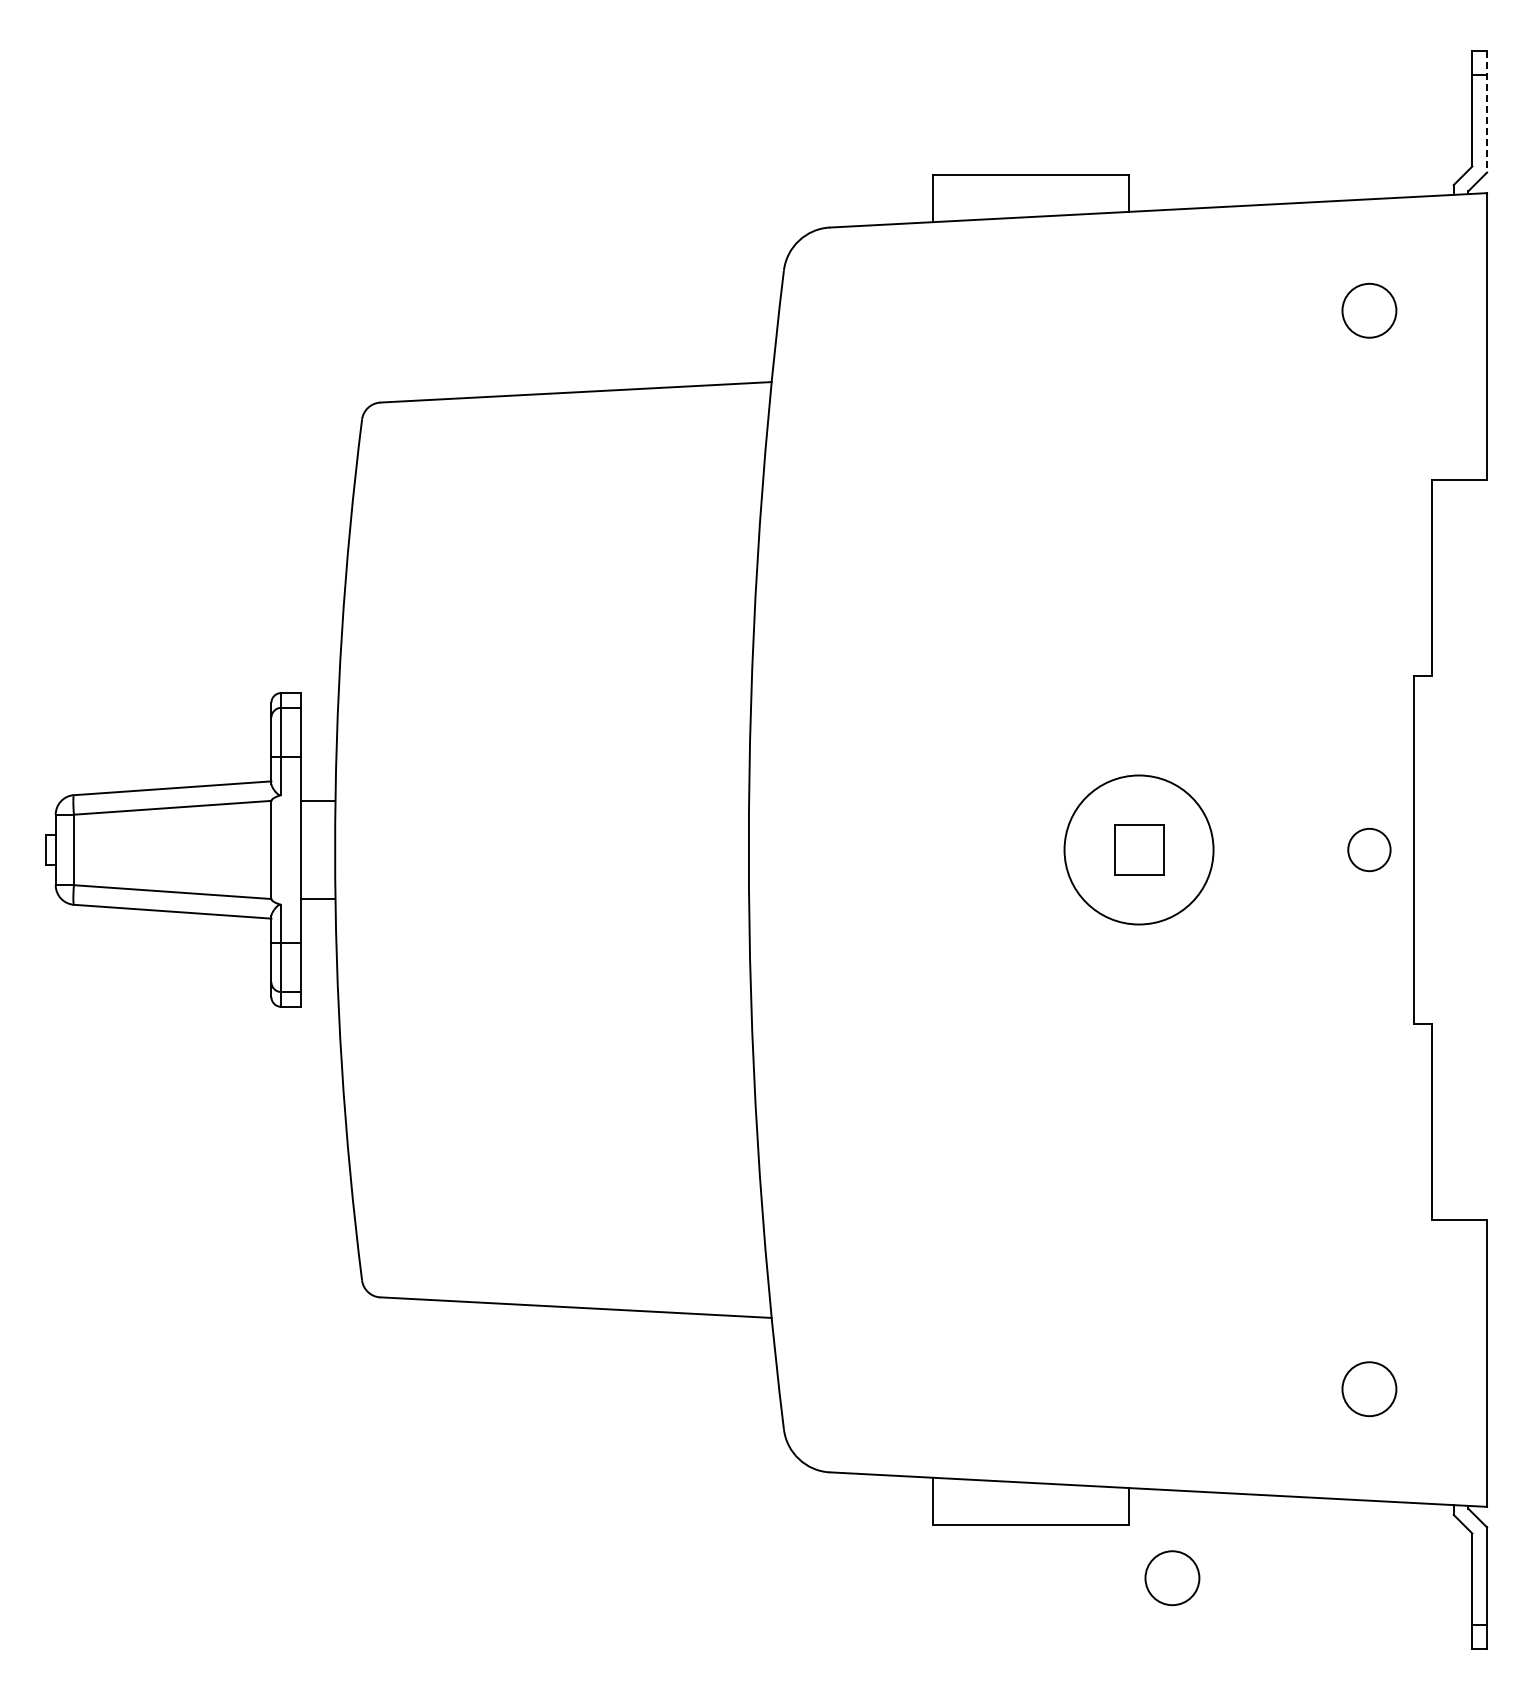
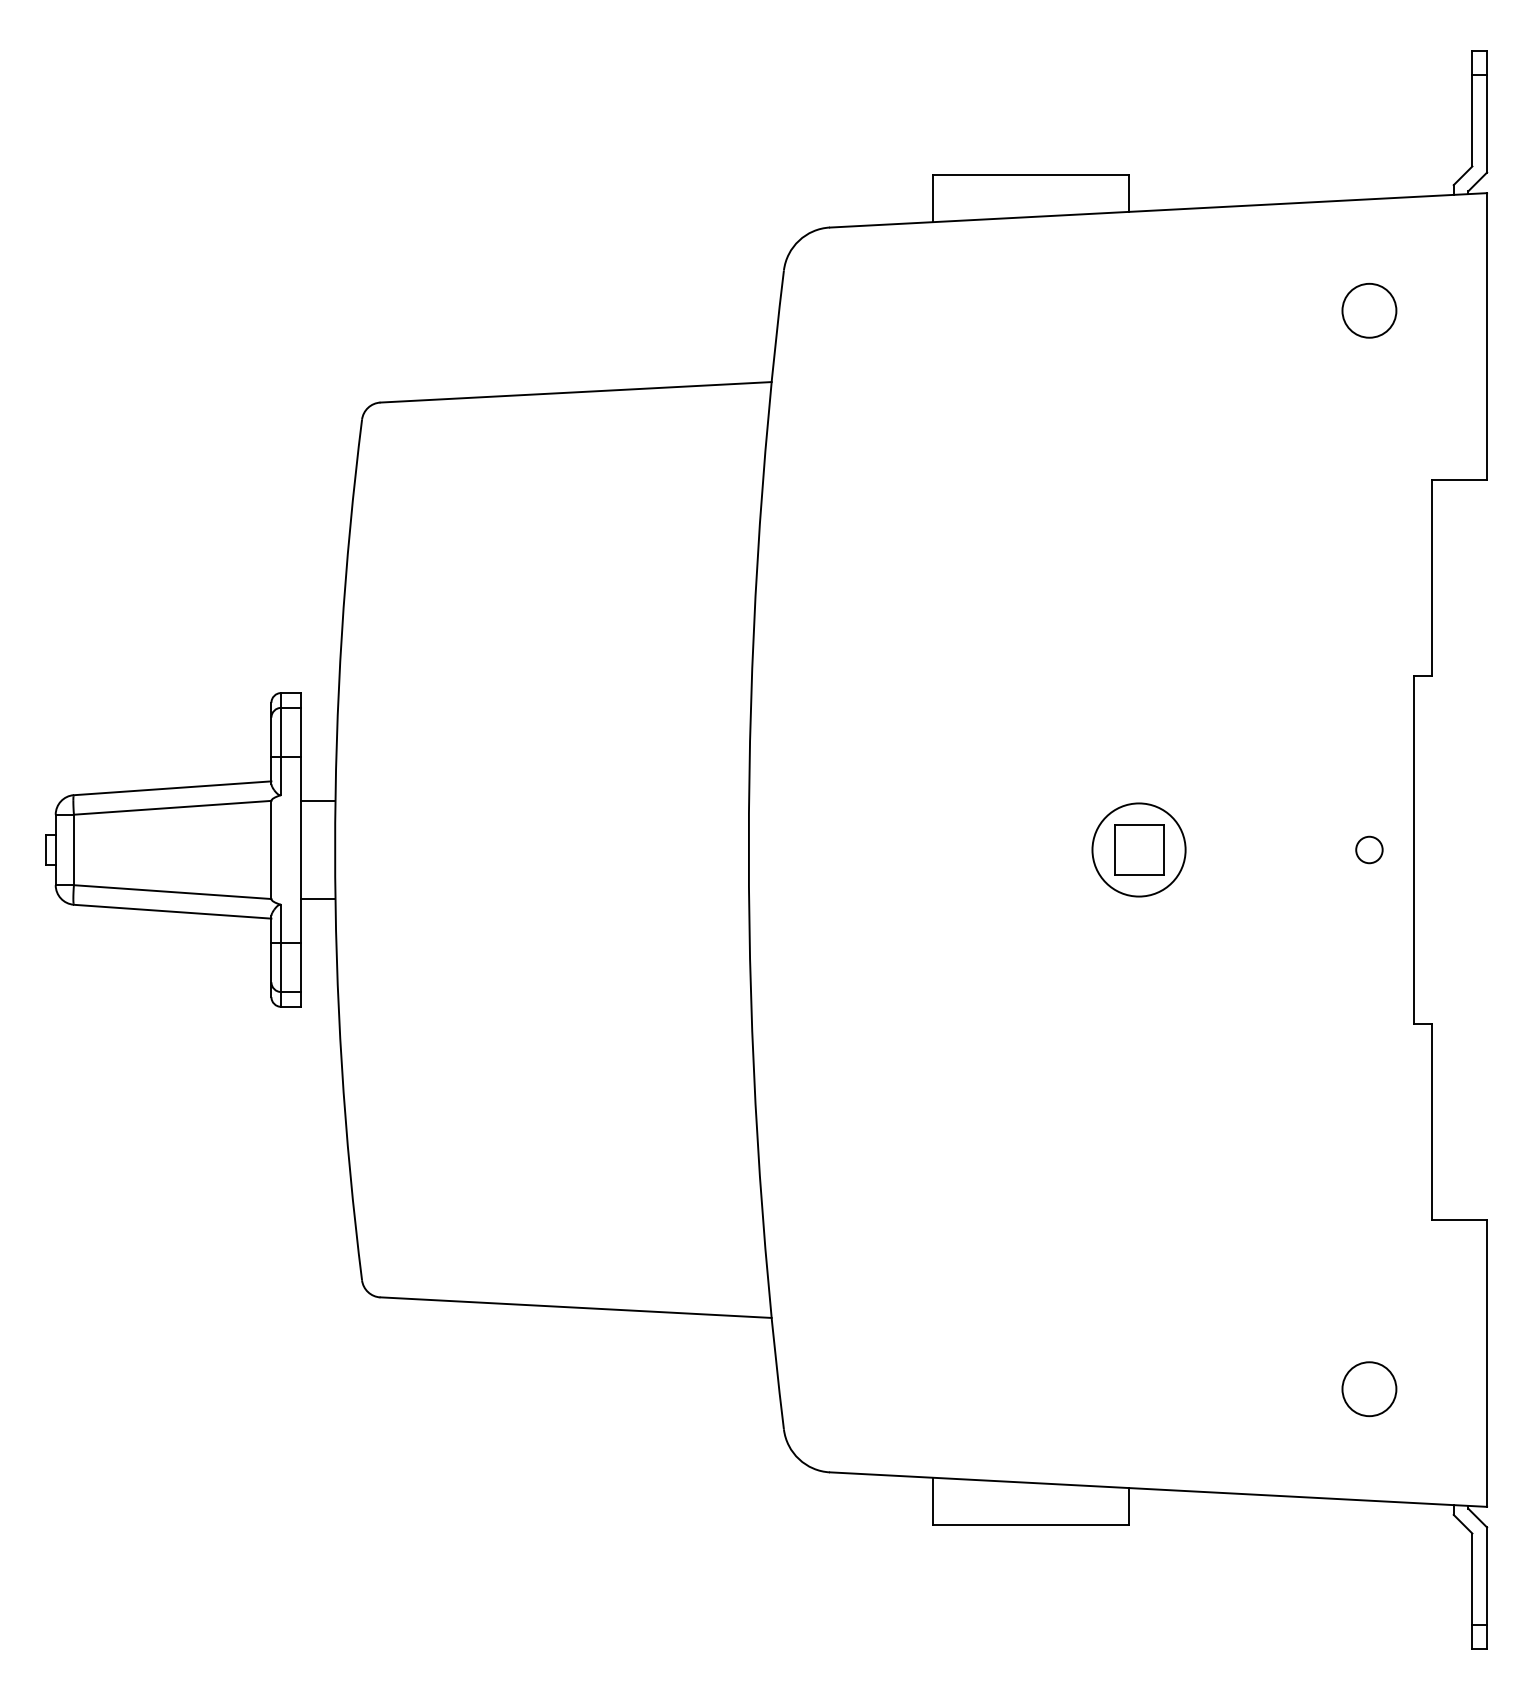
line: dashed -> solid (1487, 111)
circle diameter: 149 px -> 93 px (1138, 849)
circle diameter: 42 px -> 26 px (1369, 849)
circle: present -> none (1172, 1578)
